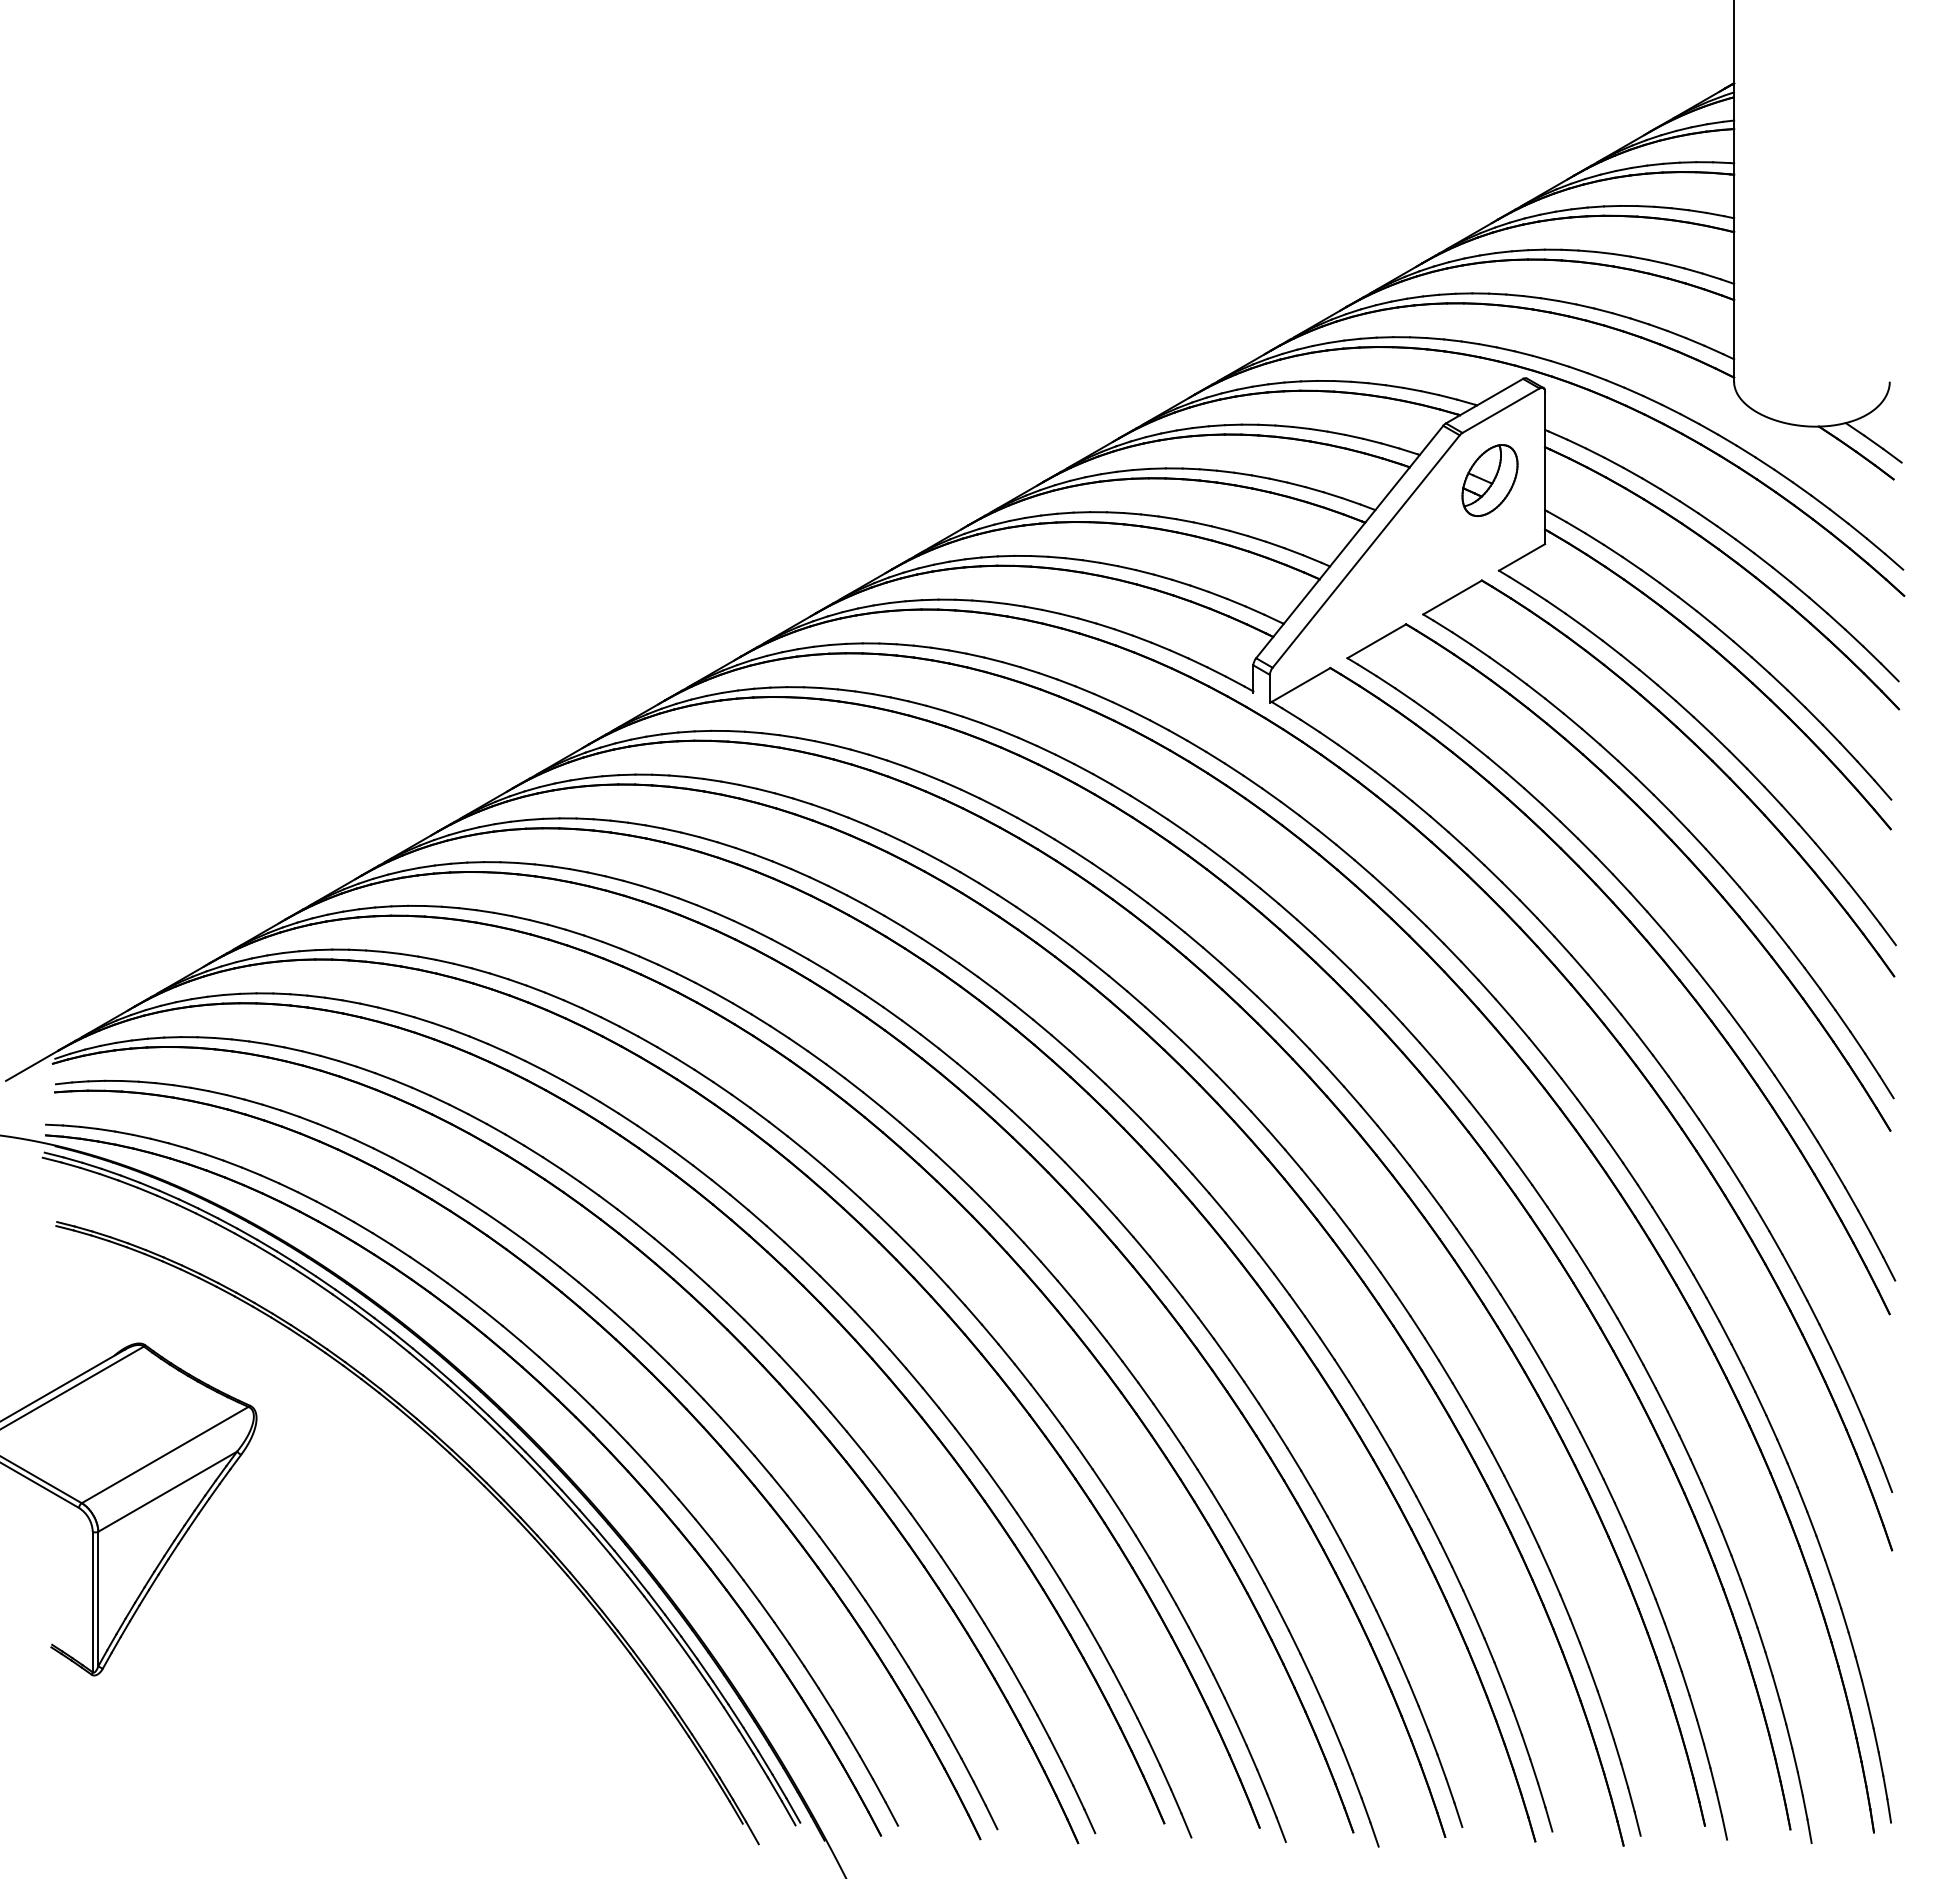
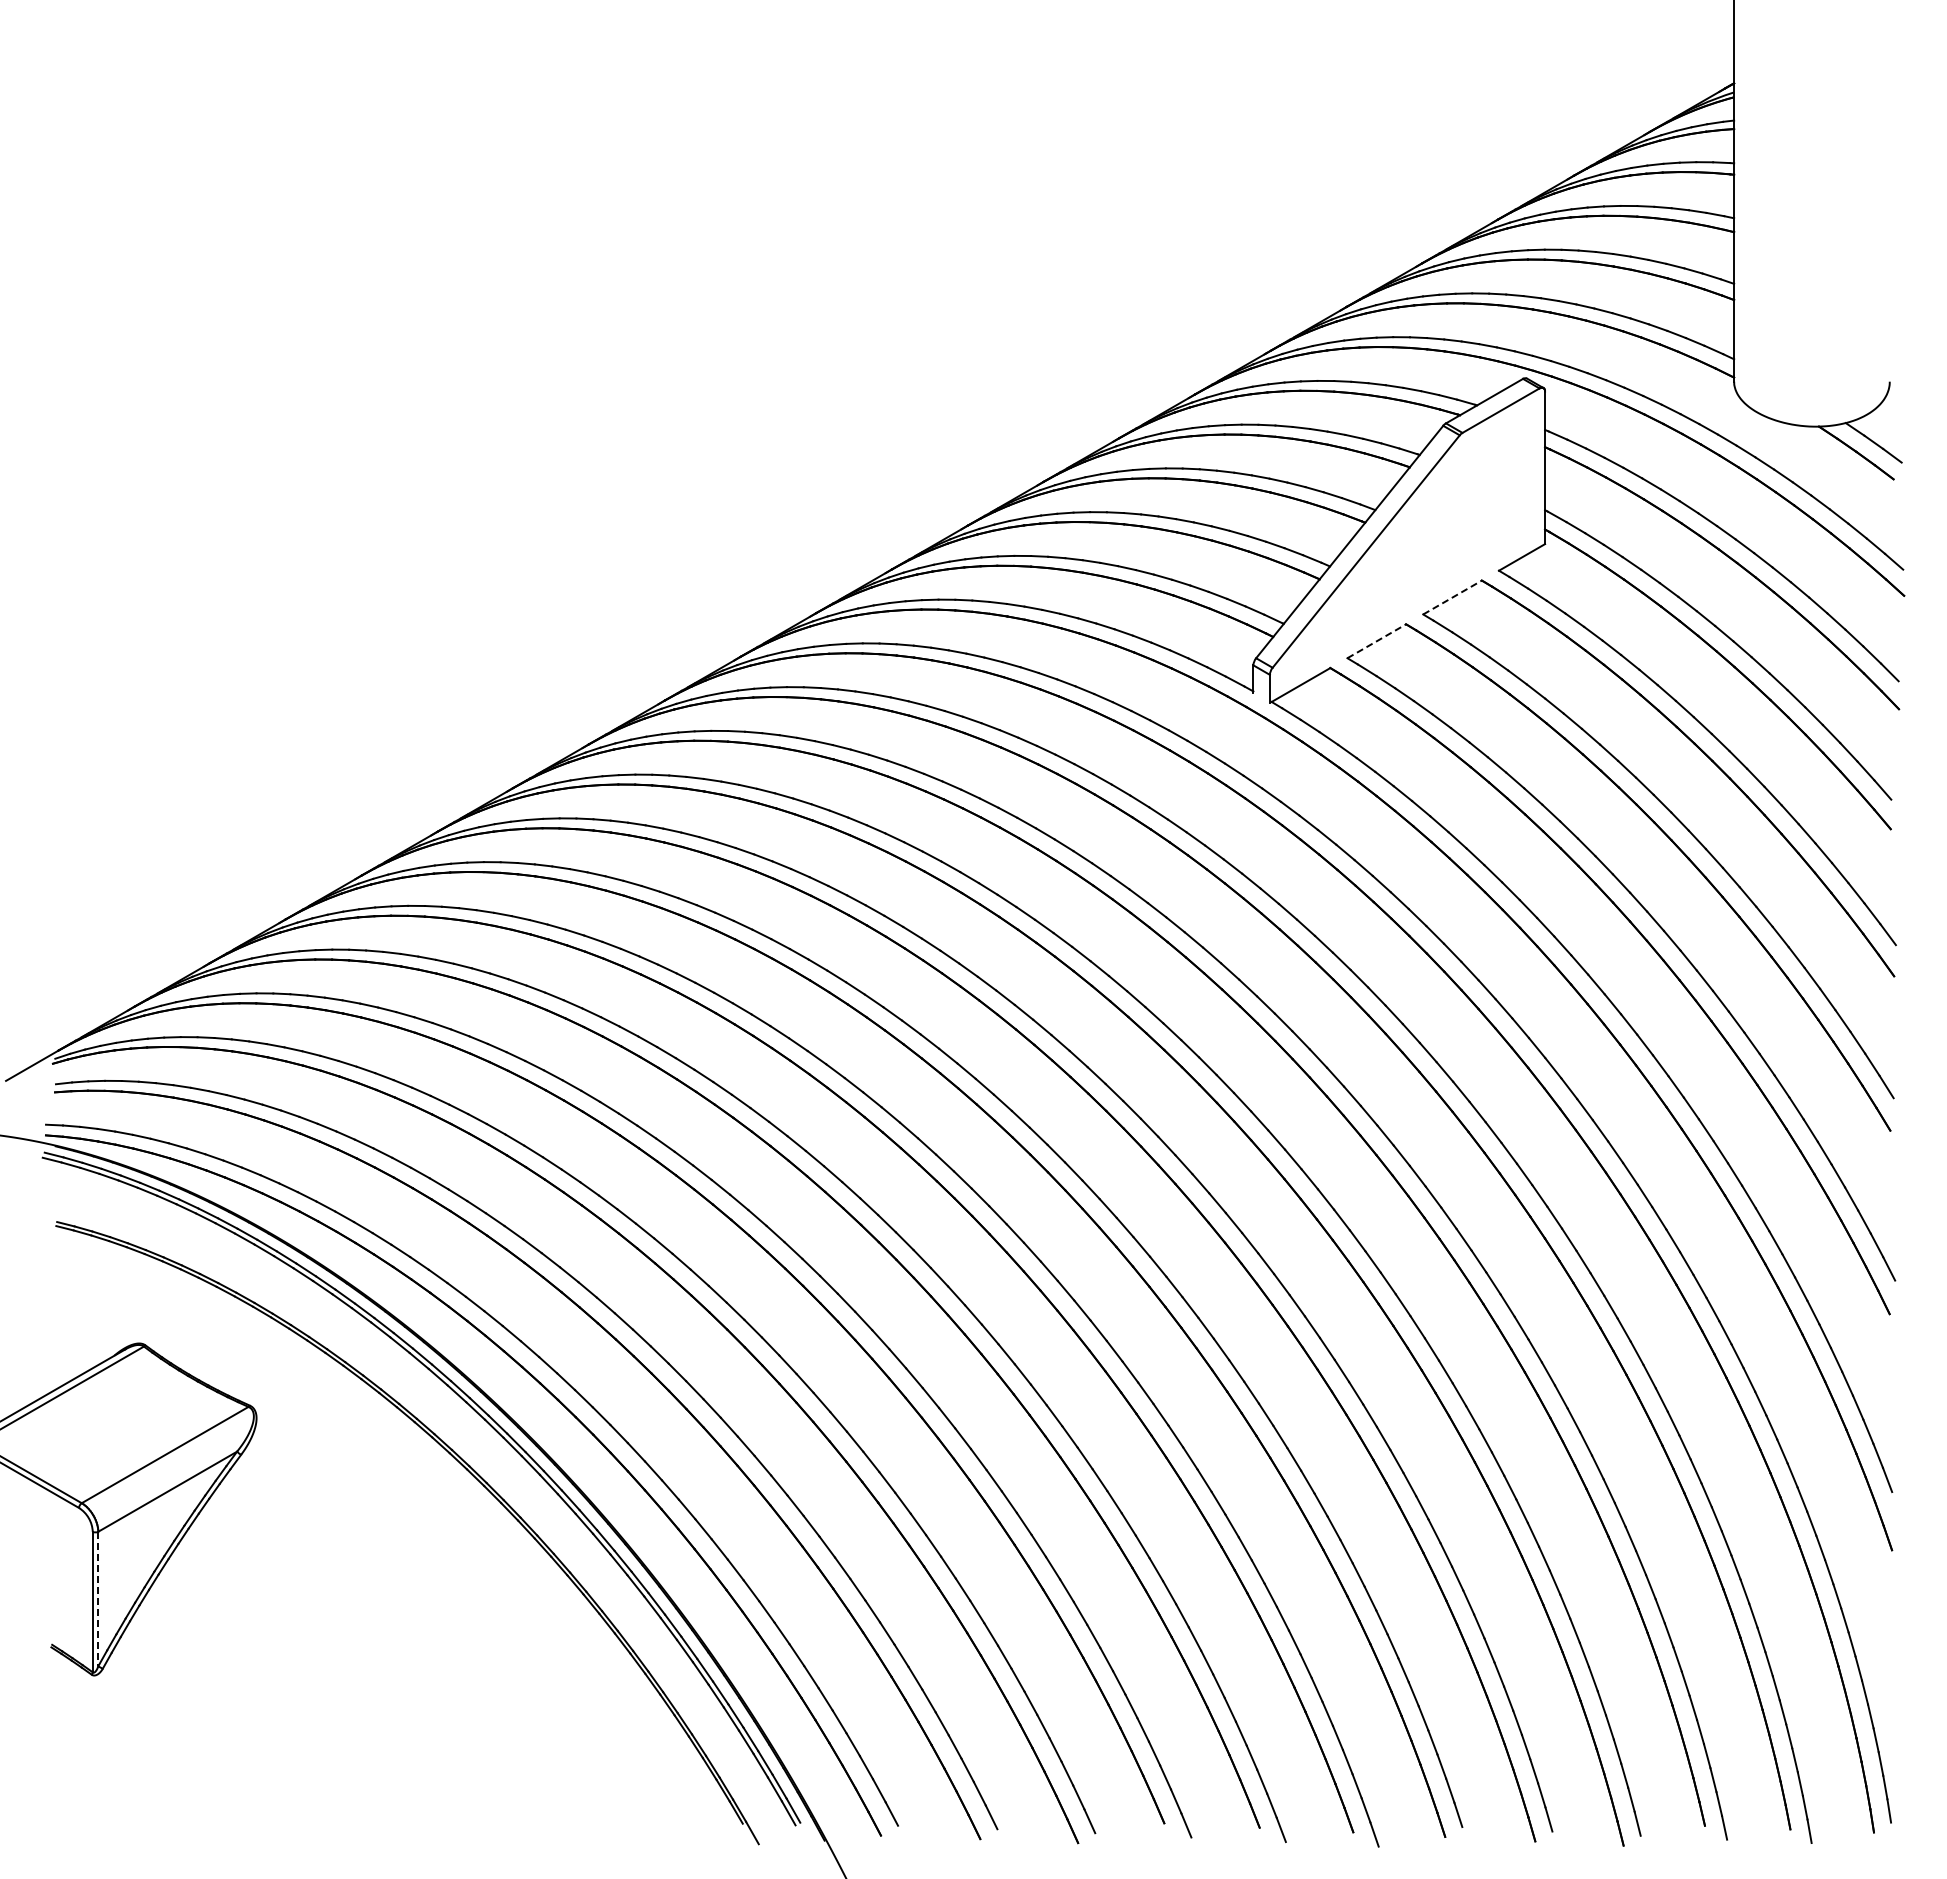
part: present -> none (1489, 480)
line: solid -> dashed (1452, 597)
line: solid -> dashed (1376, 641)
line: solid -> dashed (98, 1599)
